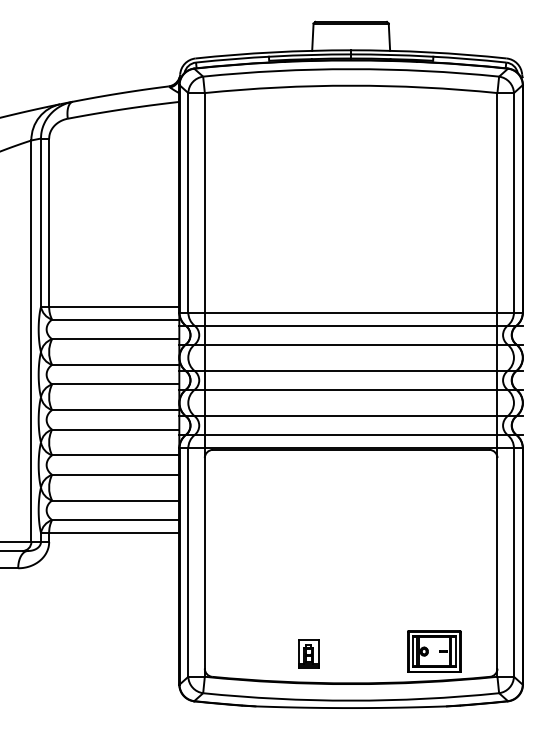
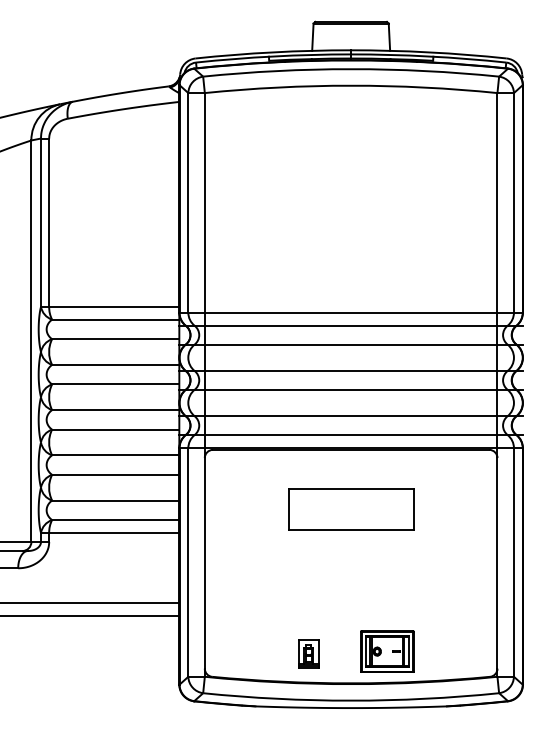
part: none -> present (351, 509)
line: none -> present (90, 602)
line: none -> present (90, 615)
part position: (434, 651) -> (387, 651) (387, 651)
